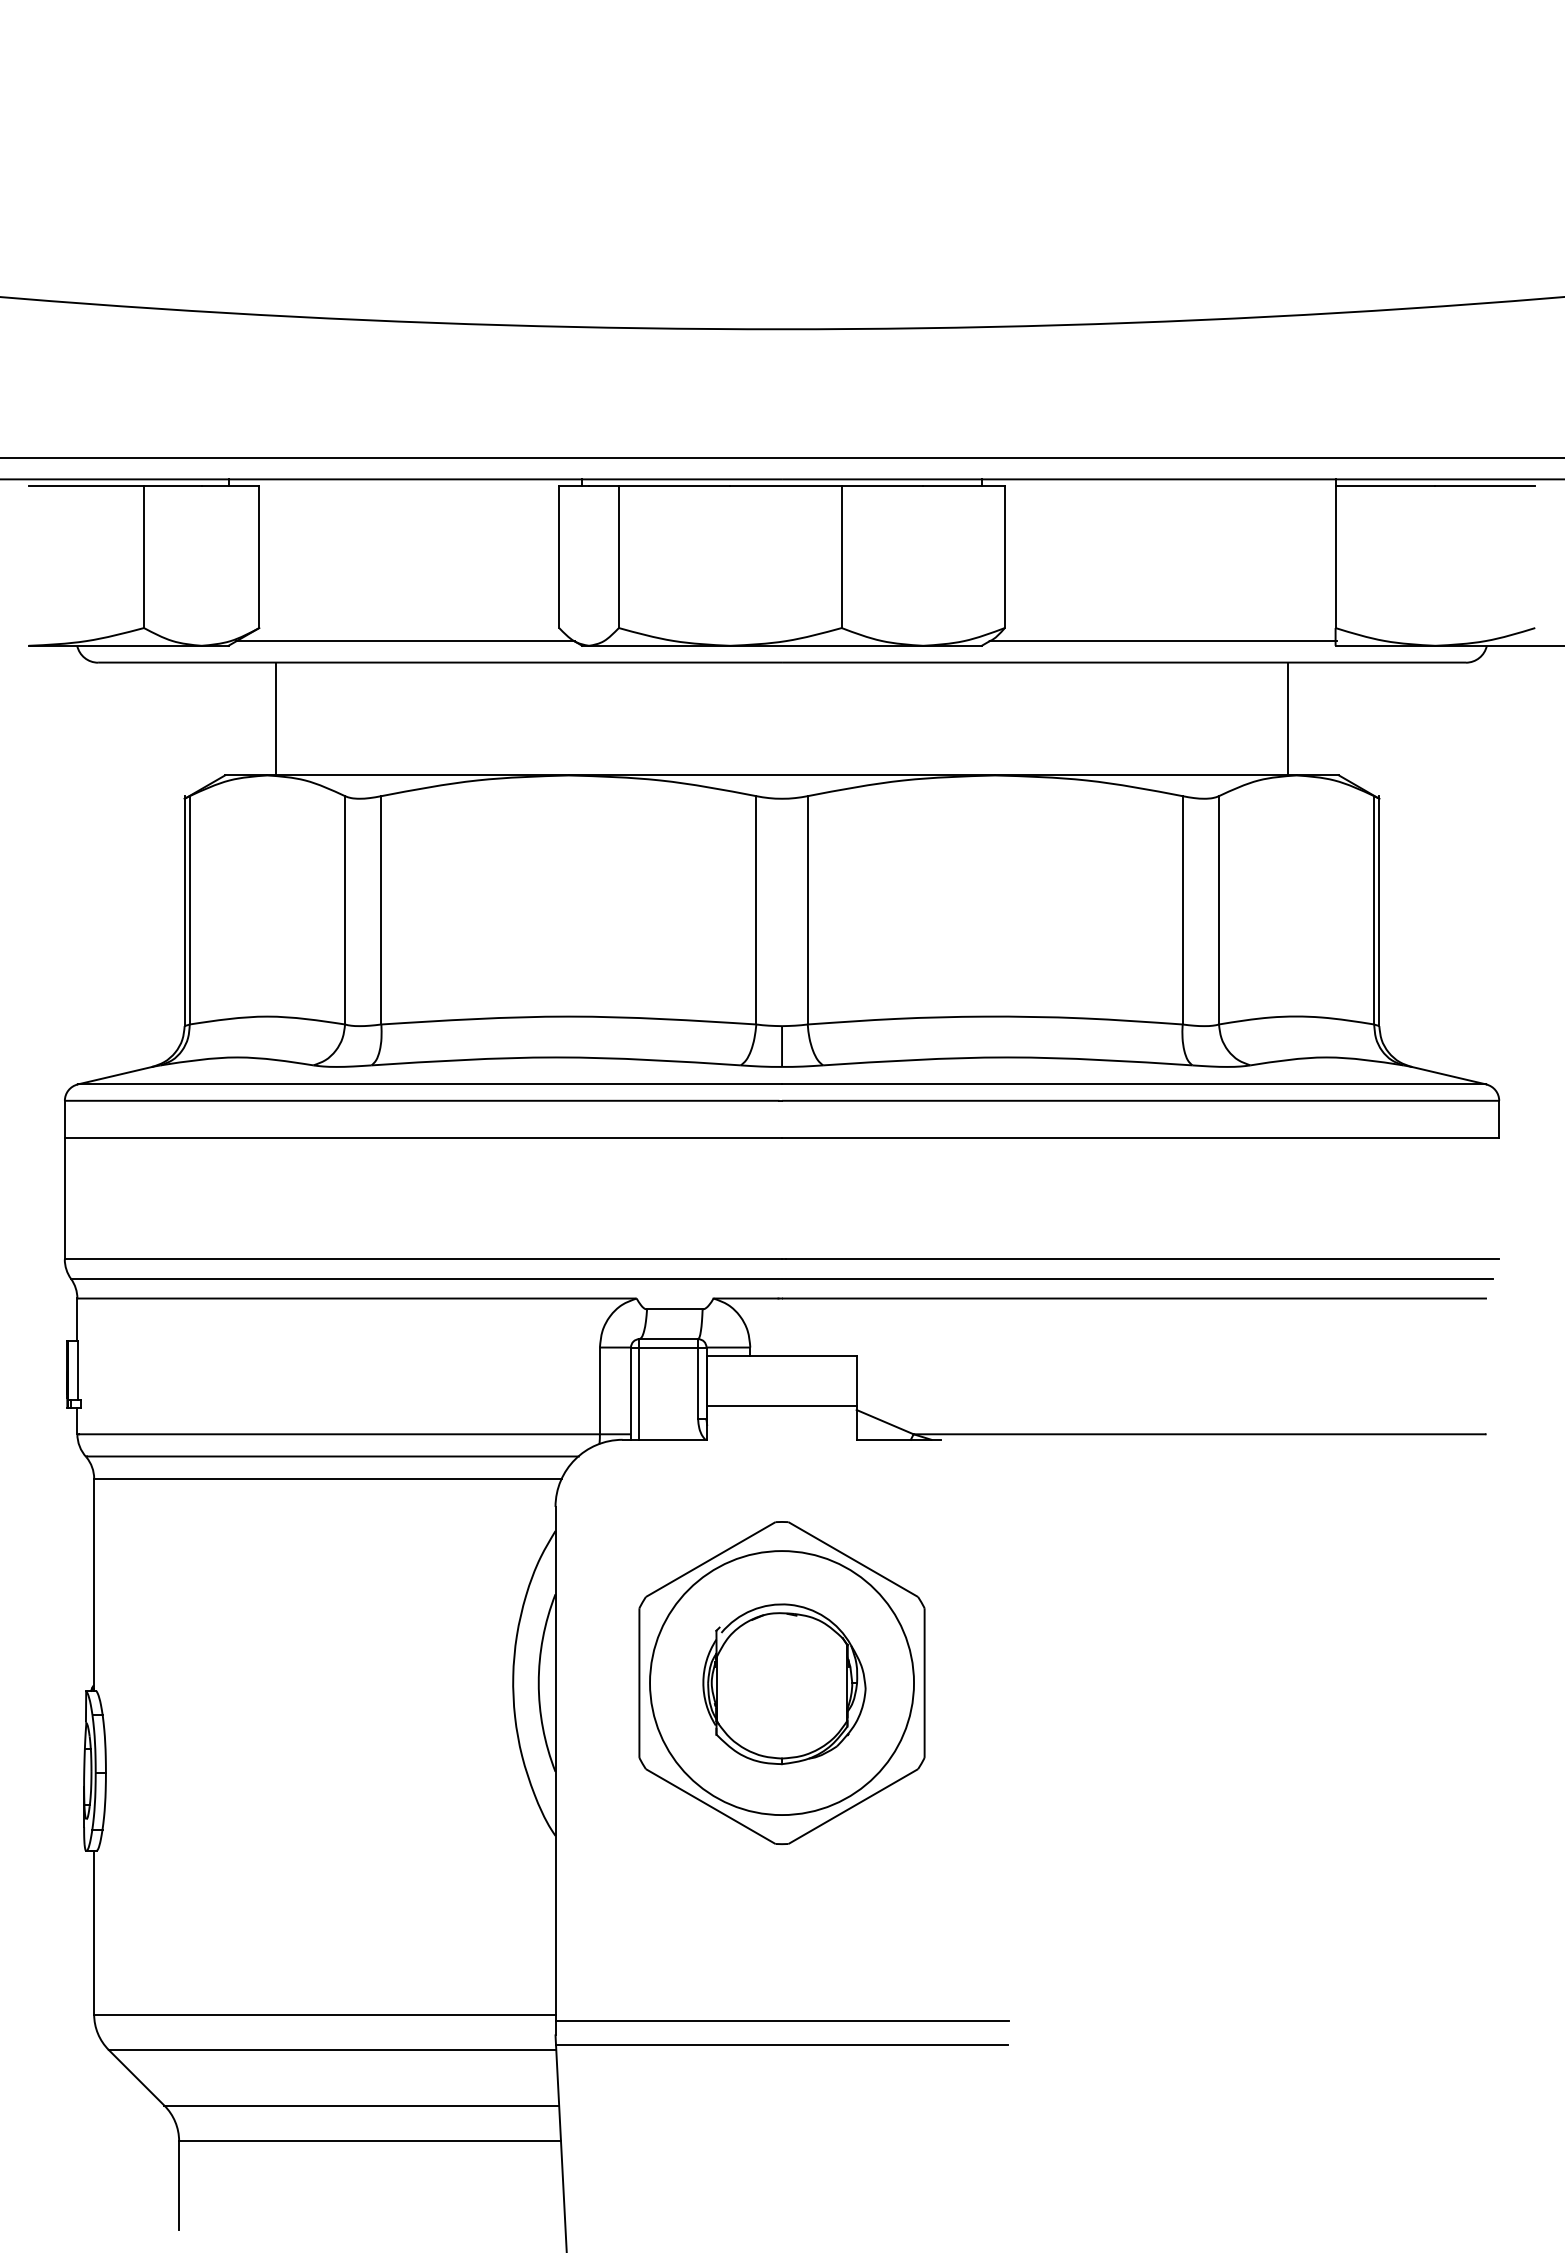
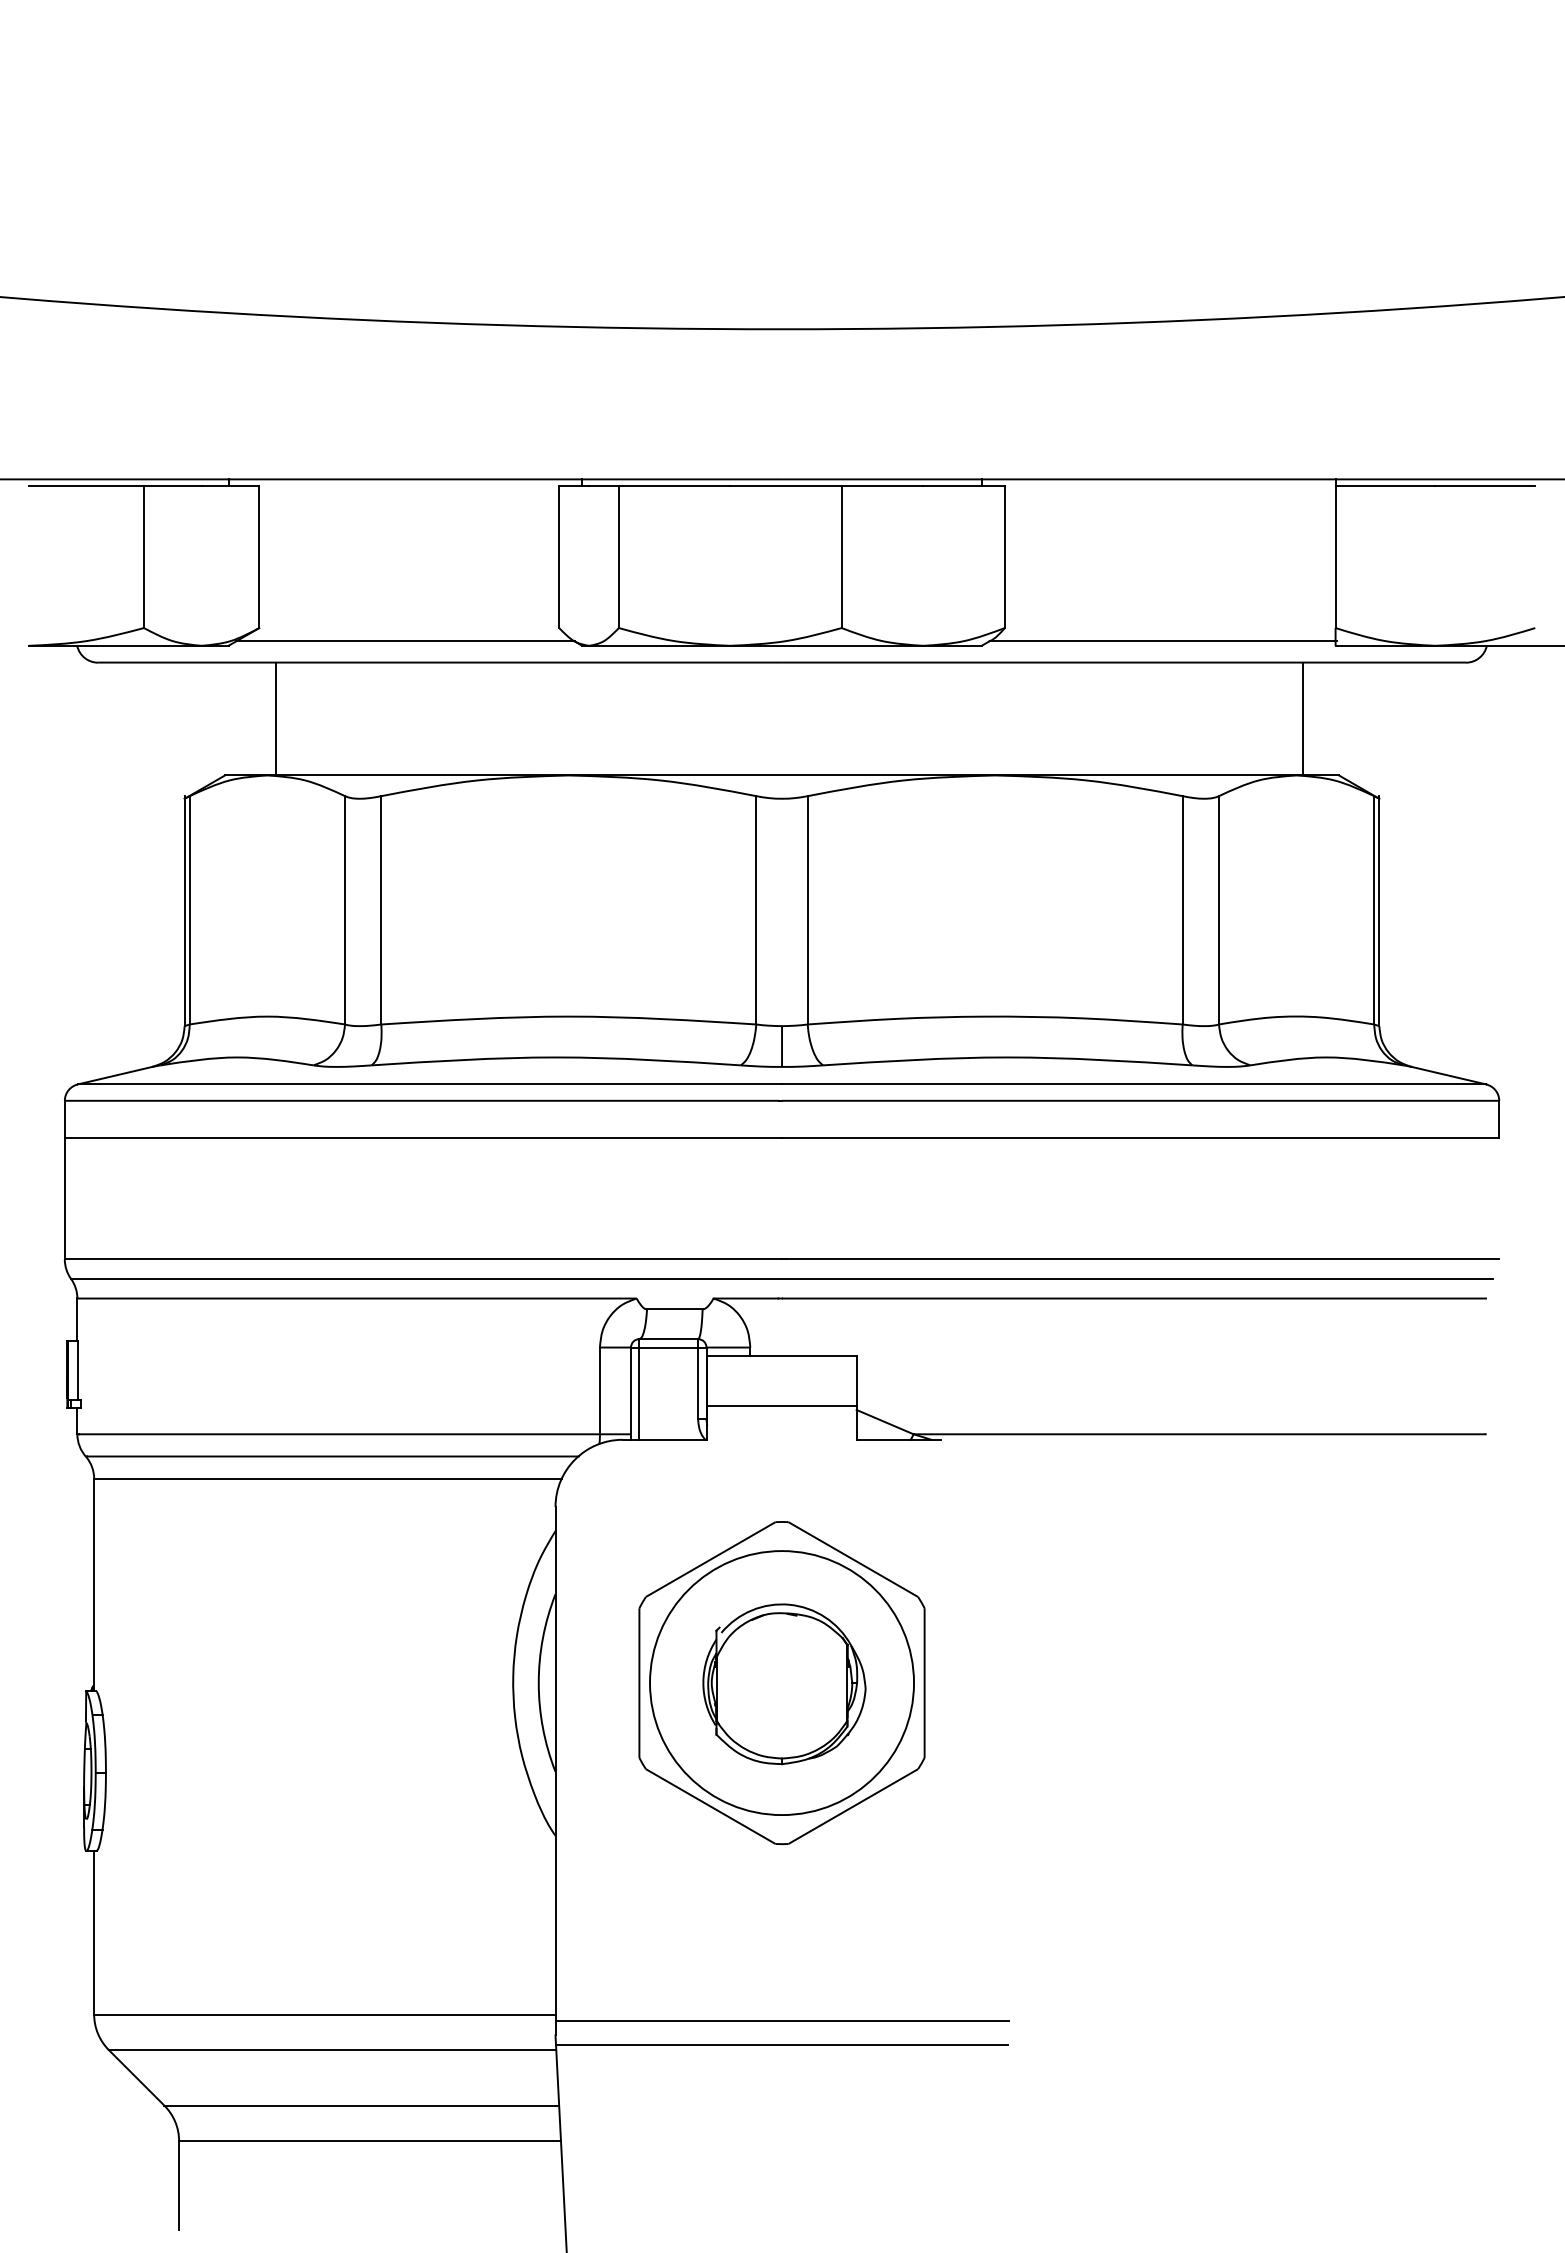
line: present -> none (781, 458)
line position: (1287, 718) -> (1302, 718) (1302, 718)
